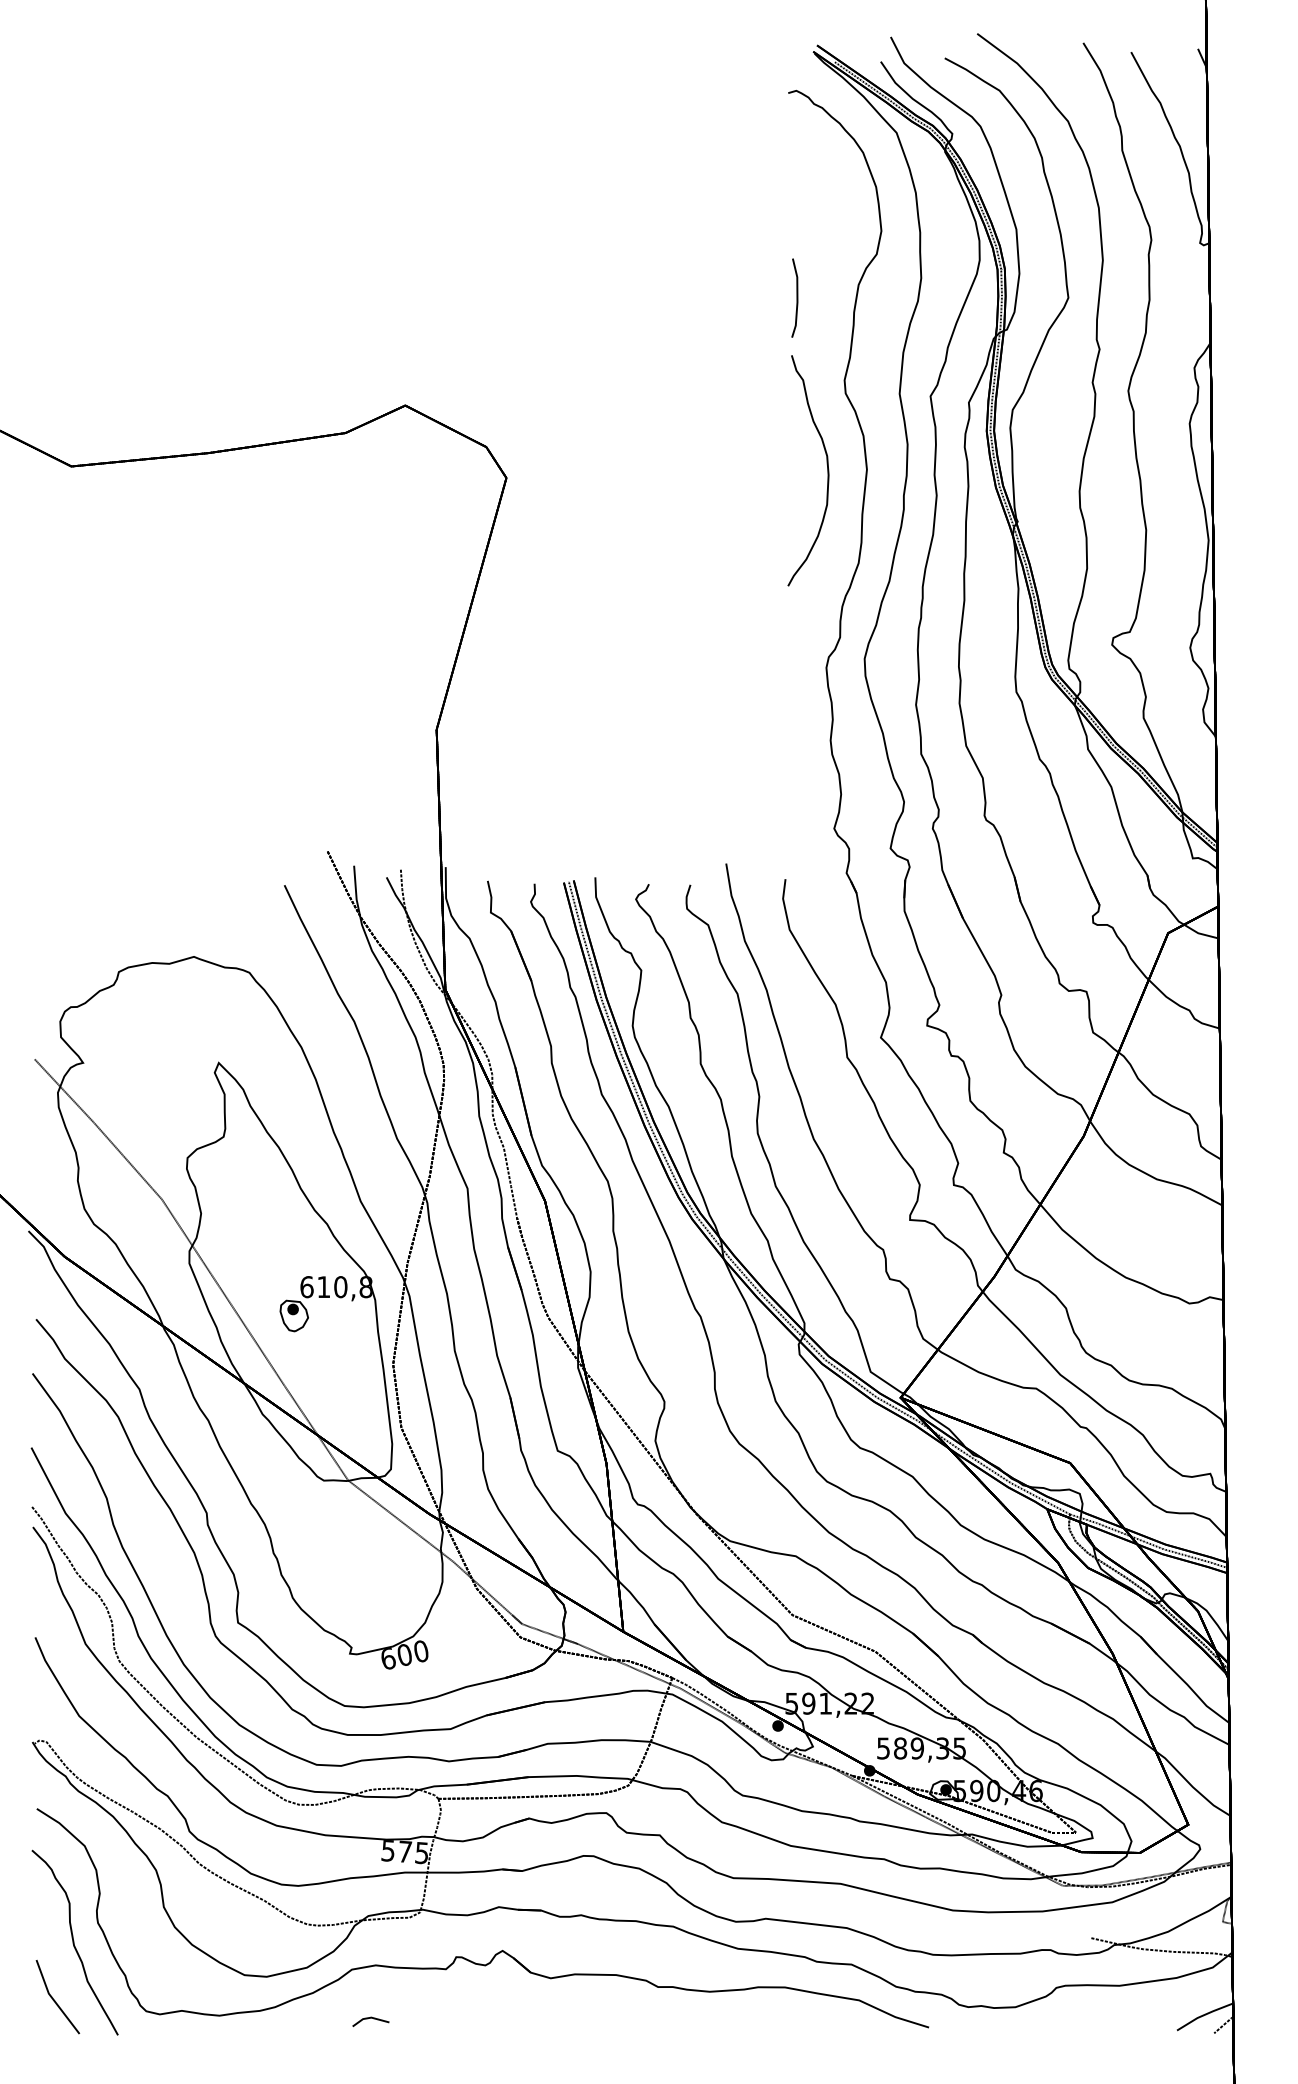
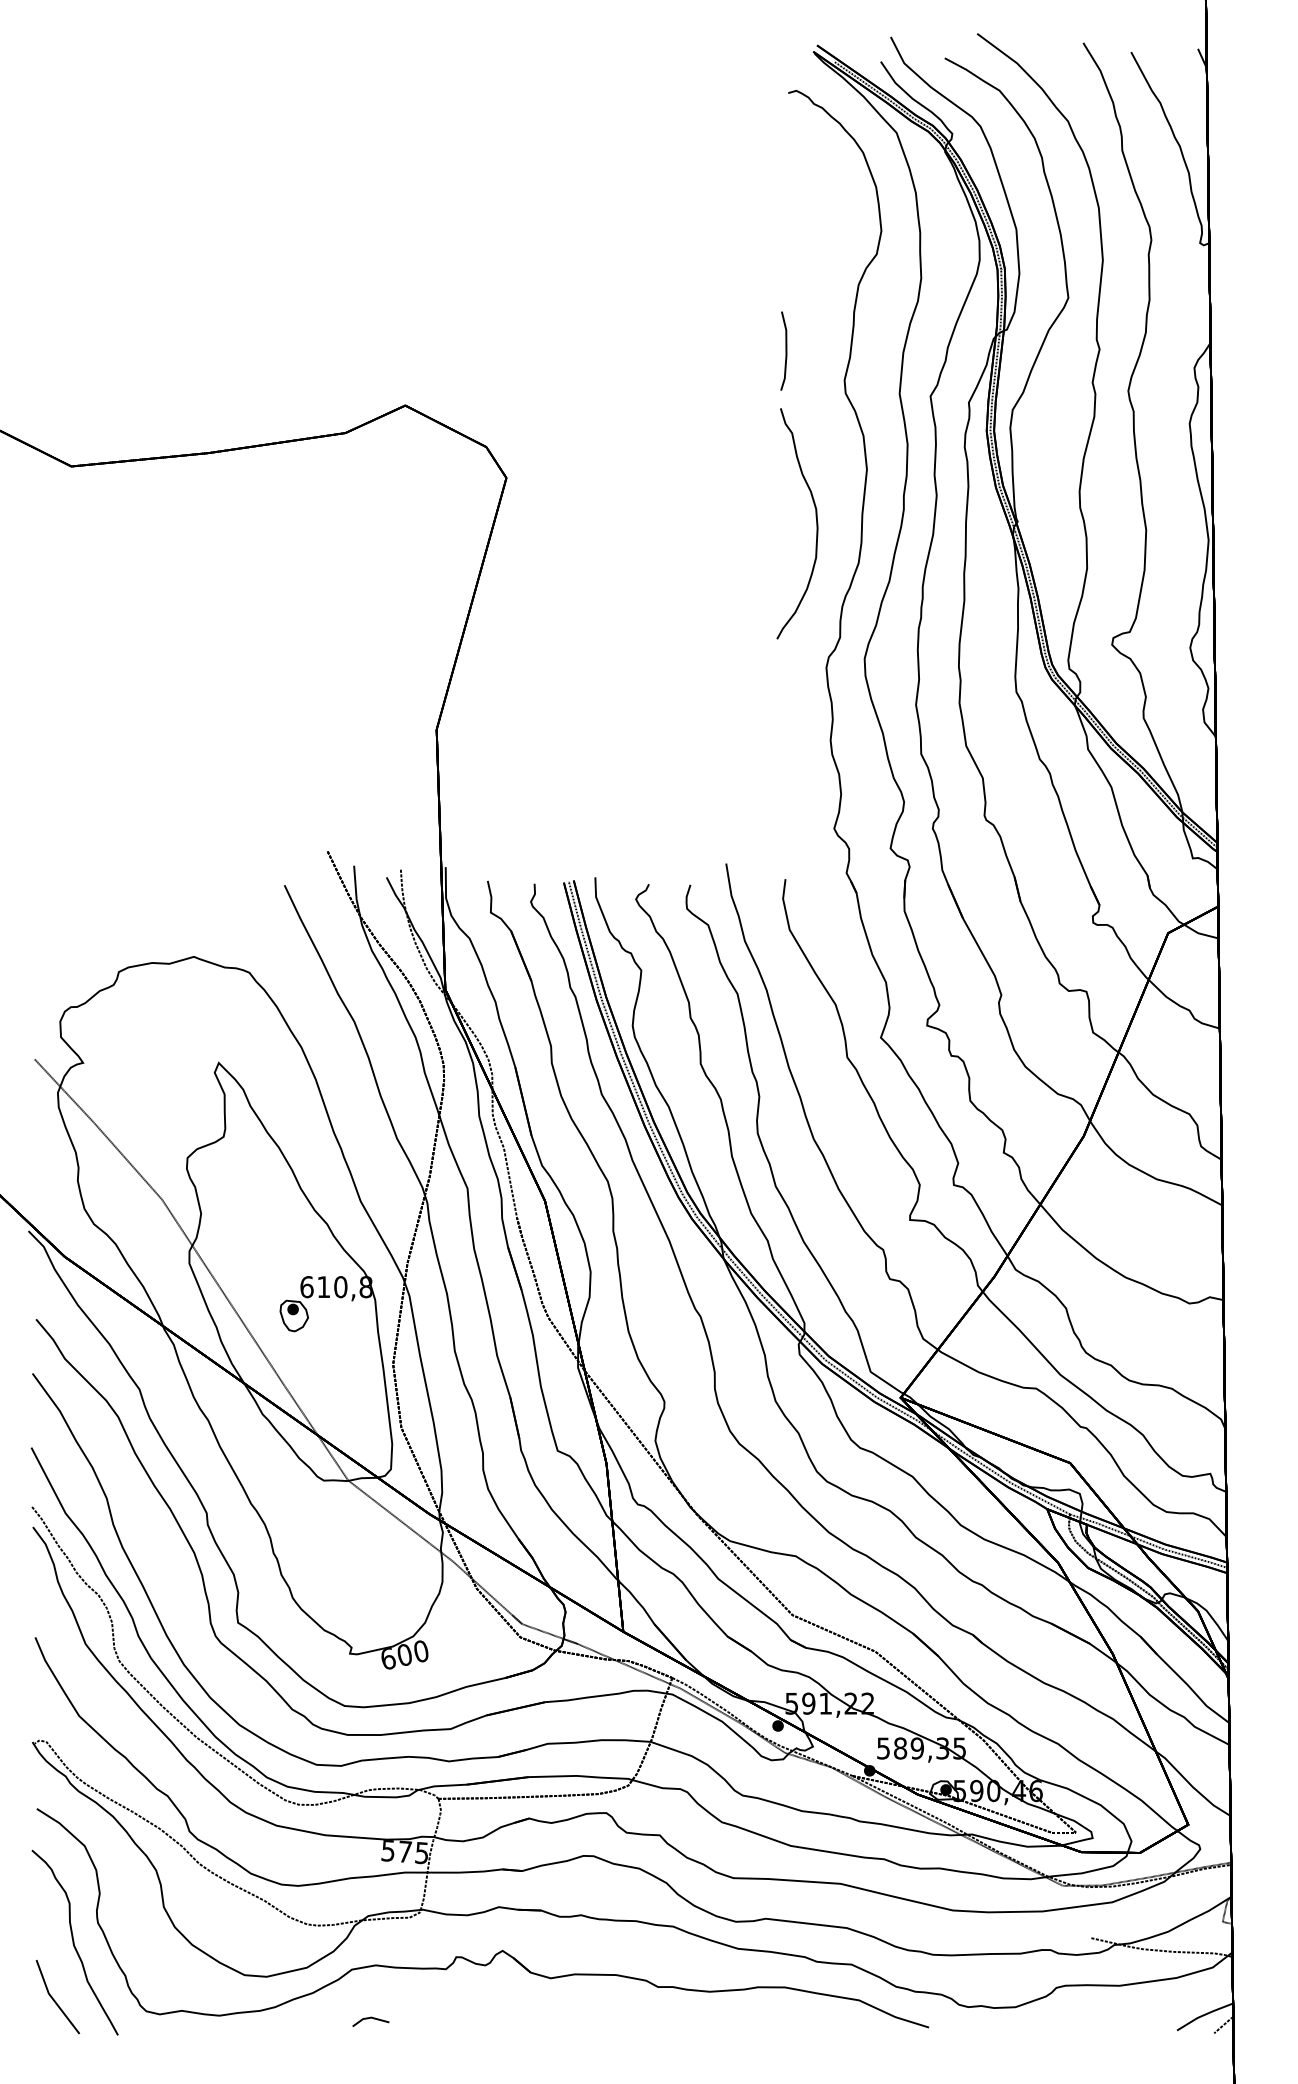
part position: (808, 422) -> (797, 475) (797, 475)
